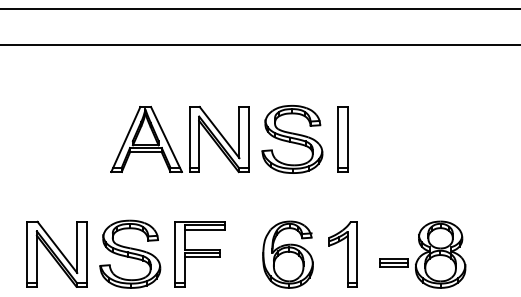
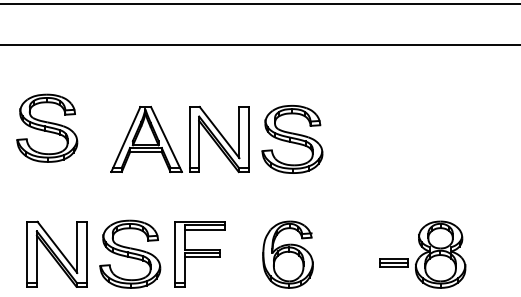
line position: (259, 9) -> (259, 4) (259, 4)
part: none -> present (47, 127)
part: present -> none (342, 139)
part: present -> none (342, 254)
